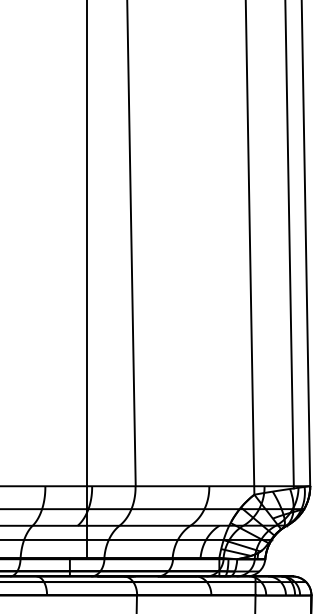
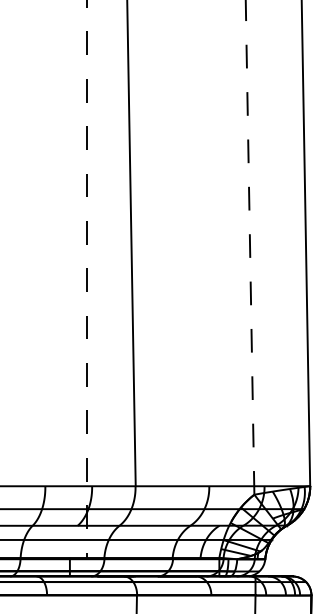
line: present -> none (289, 245)
line: solid -> dashed (250, 247)
line: solid -> dashed (87, 279)
